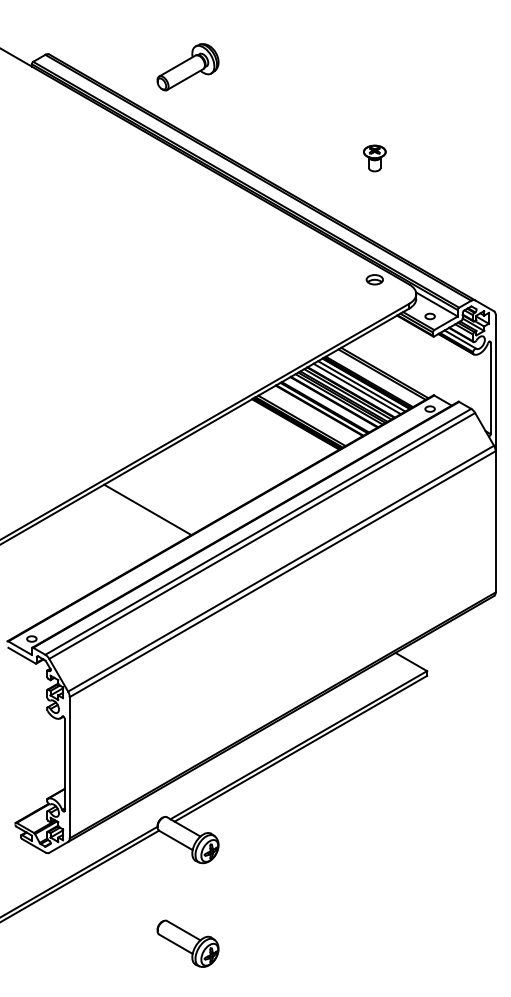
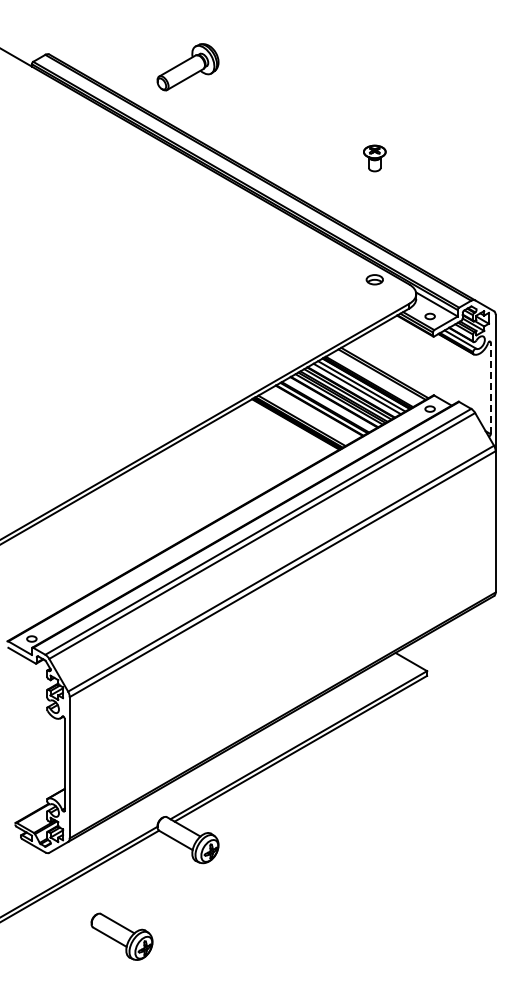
line: solid -> dashed (490, 388)
line: present -> none (147, 509)
part position: (187, 943) -> (121, 936) (121, 936)
